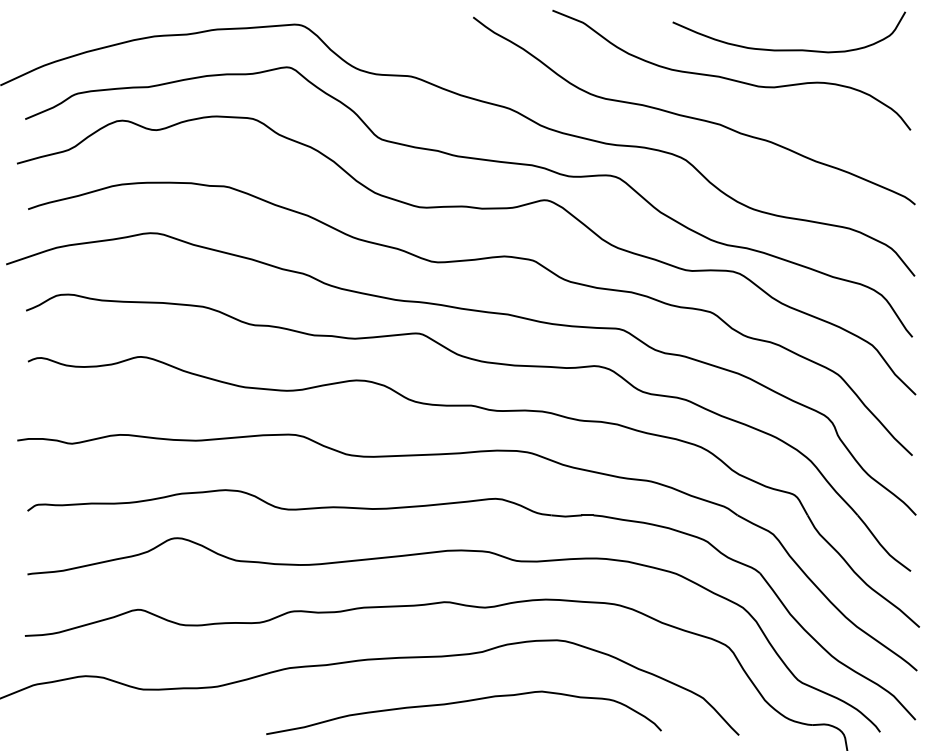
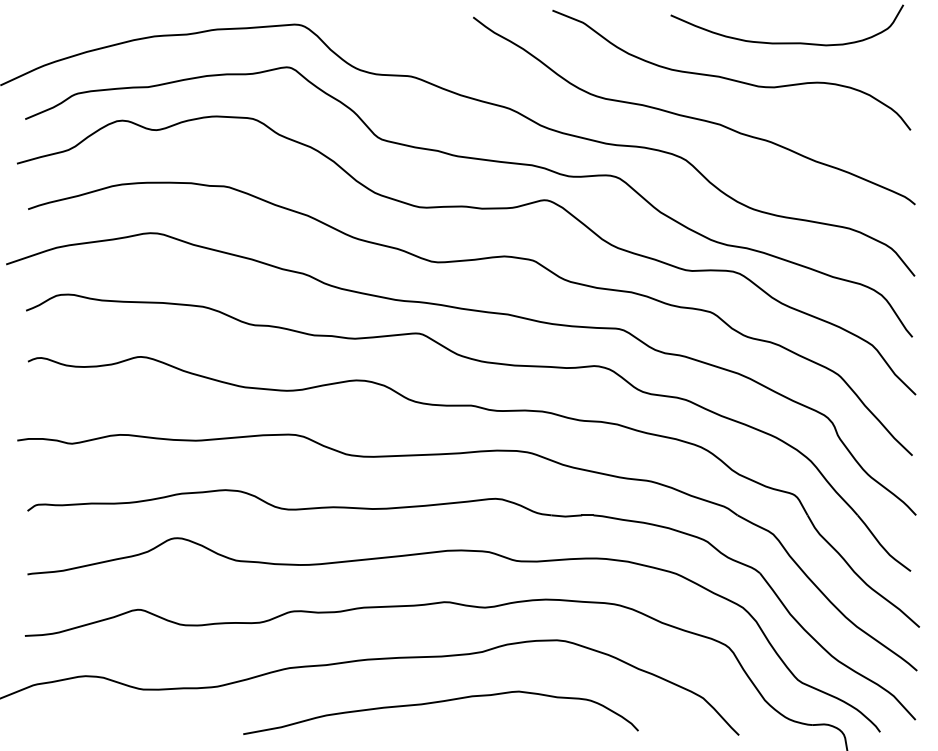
curve position: (789, 49) -> (787, 42) (787, 42)
curve position: (459, 703) -> (436, 703) (436, 703)
